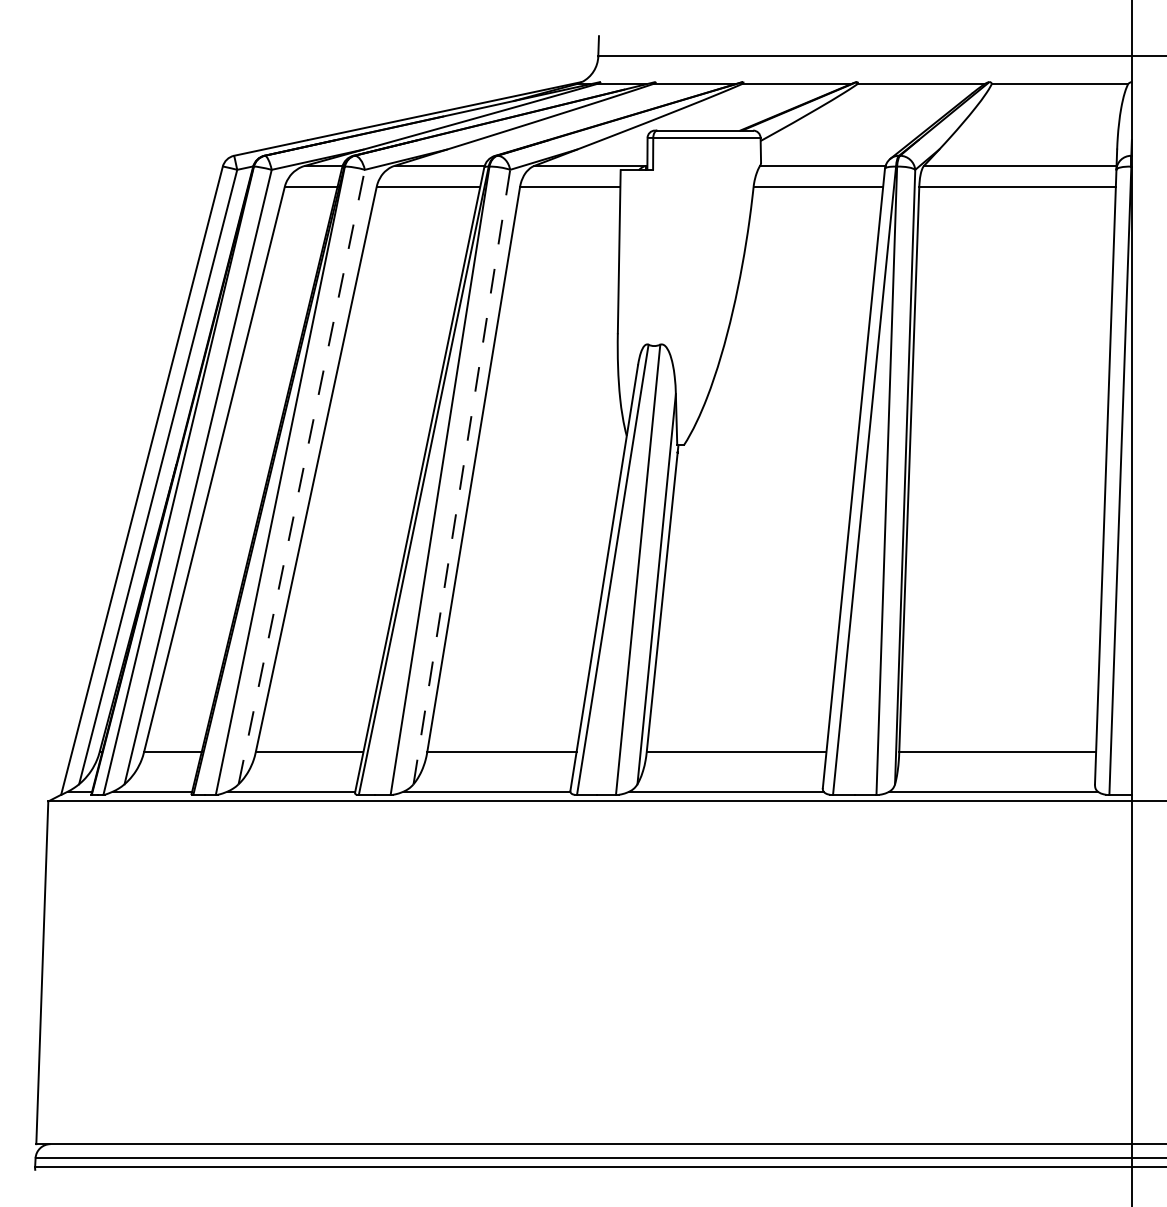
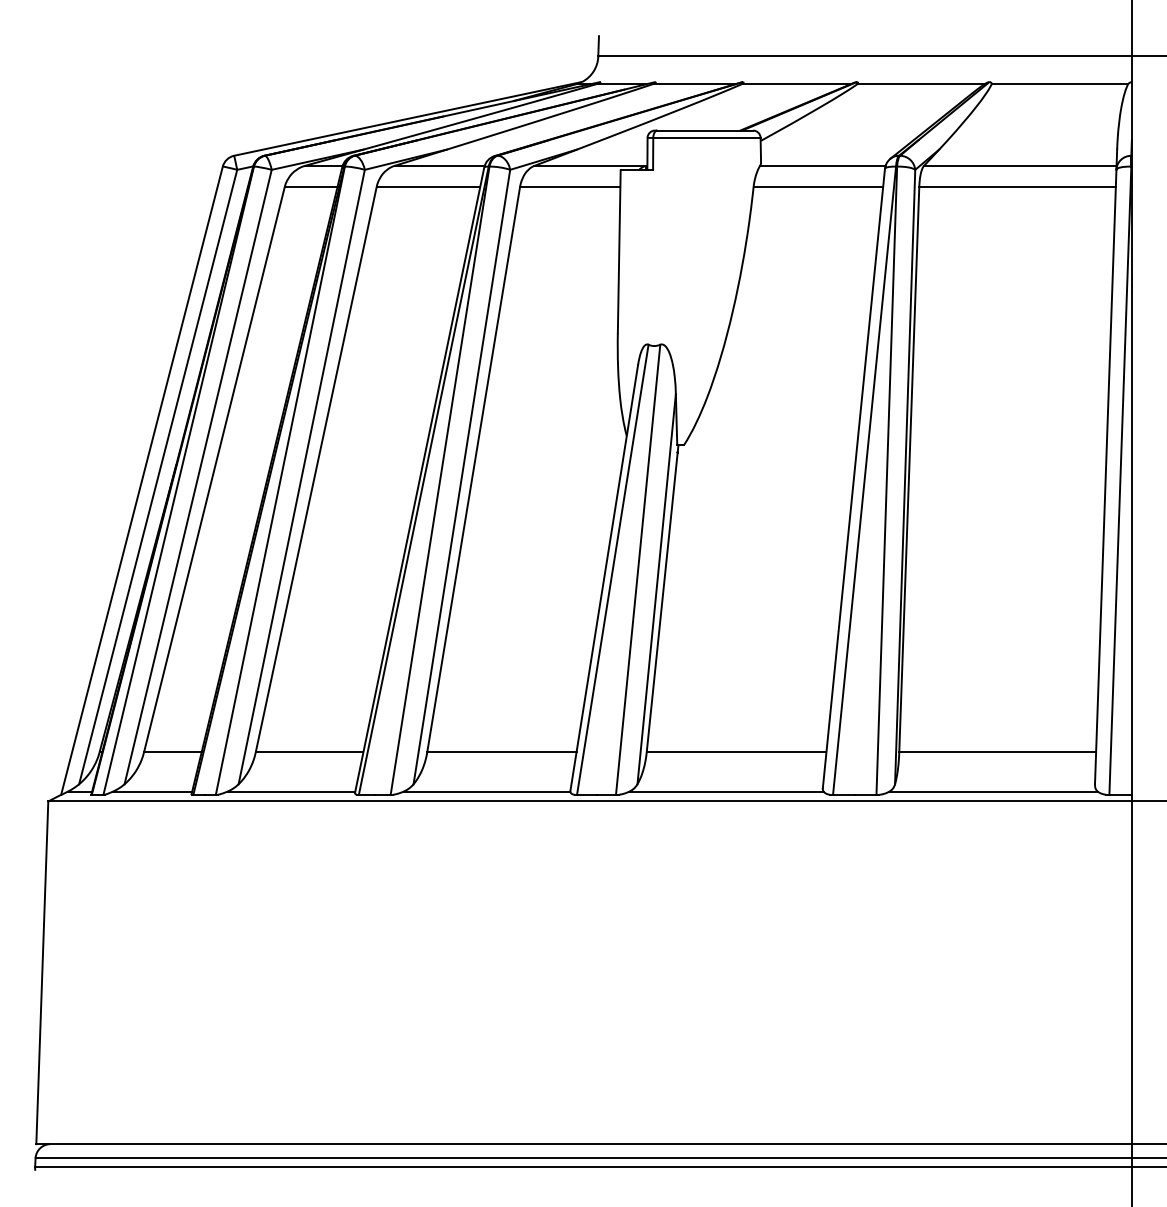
line: dashed -> solid (301, 477)
line: dashed -> solid (461, 477)
